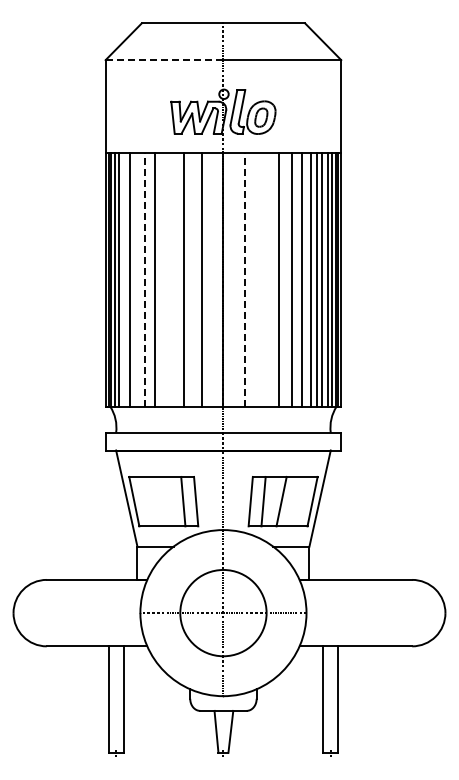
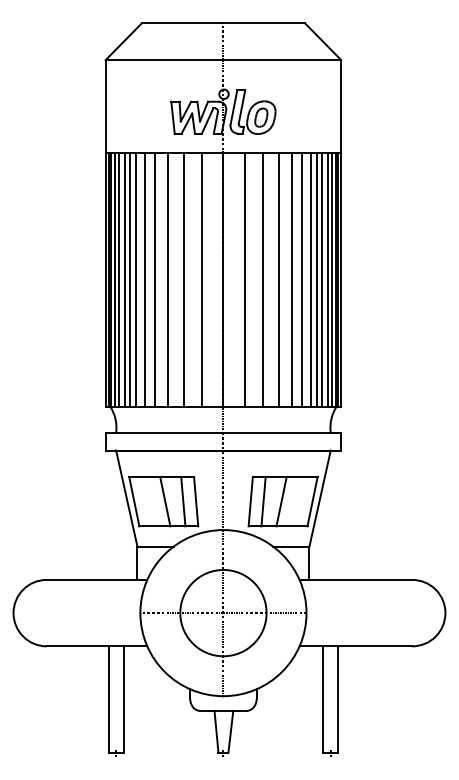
line: dashed -> solid (164, 60)
line: none -> present (124, 279)
line: none -> present (136, 279)
line: dashed -> solid (144, 279)
line: none -> present (167, 279)
line: dashed -> solid (244, 279)
line: none -> present (263, 279)
line: none -> present (165, 501)
